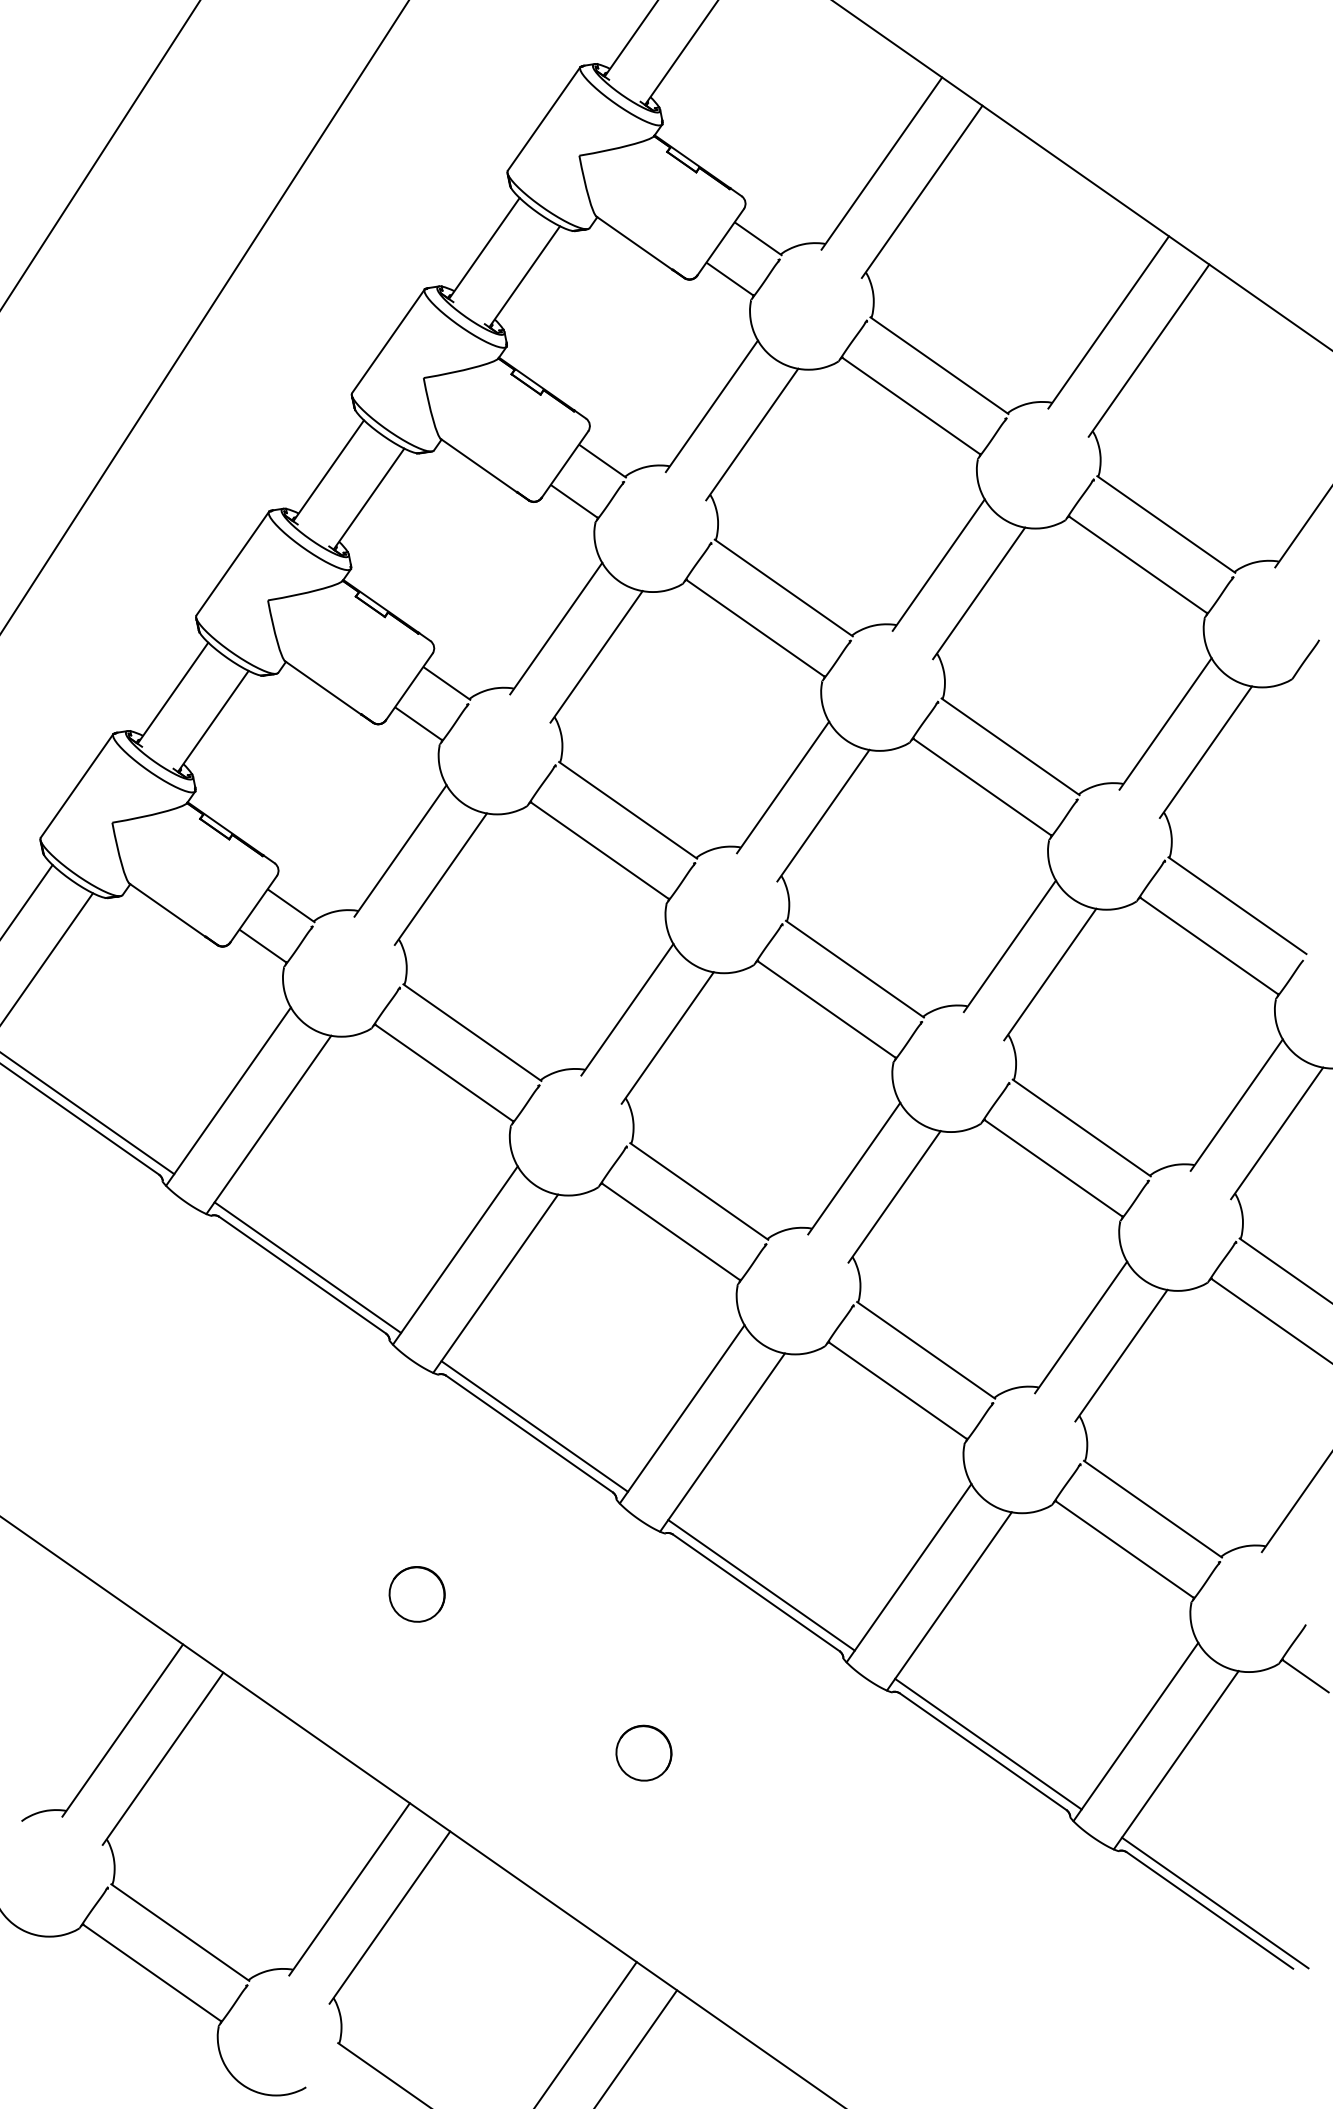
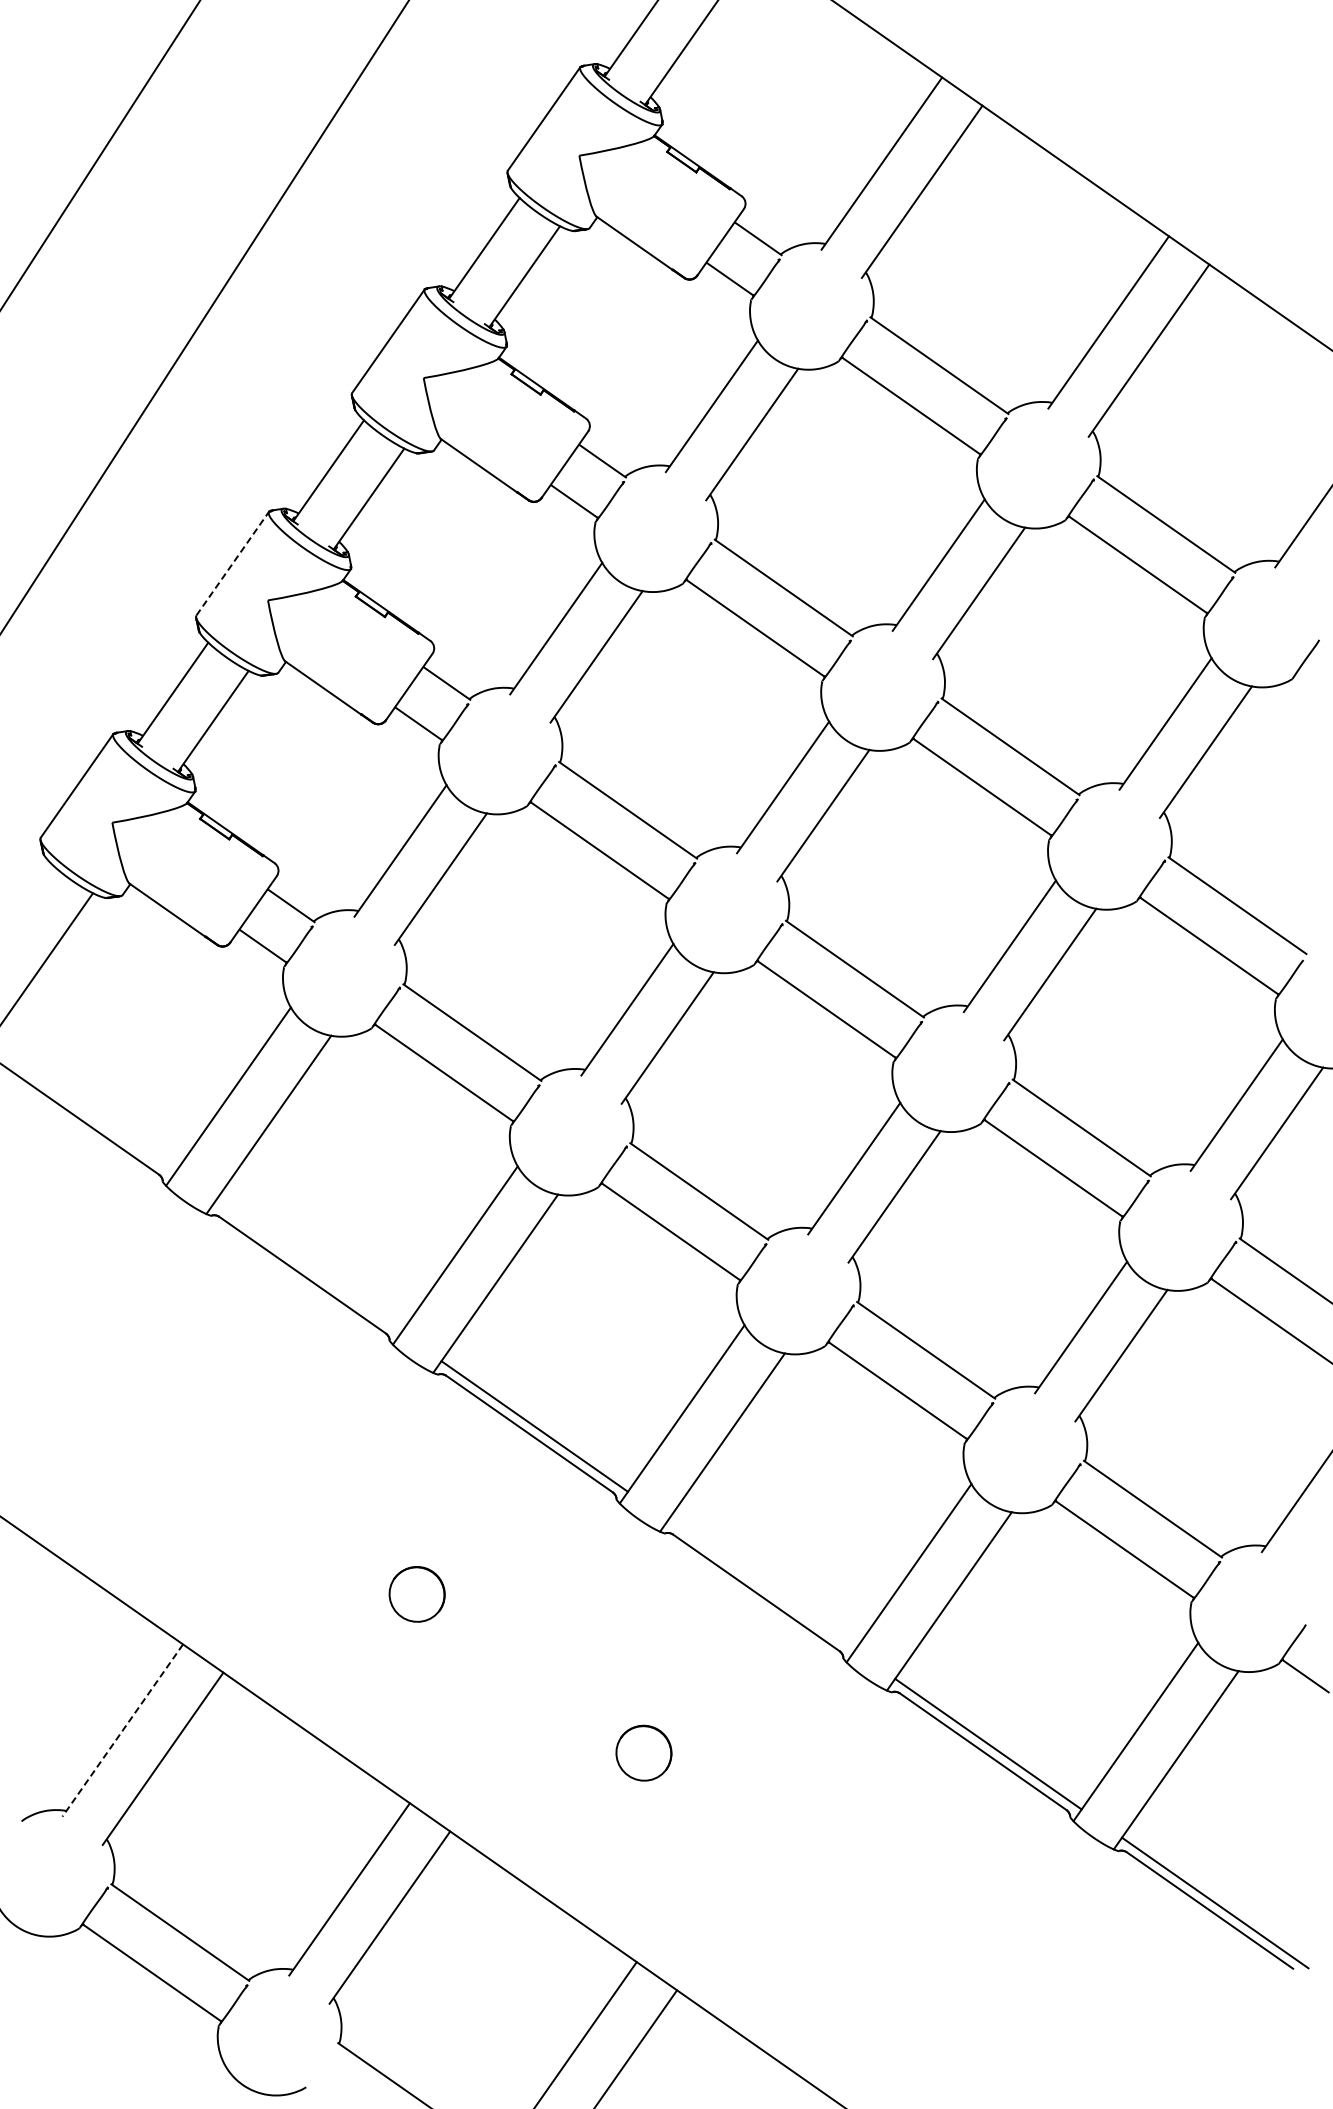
line: solid -> dashed (233, 563)
line: present -> none (27, 901)
line: present -> none (88, 1113)
line: present -> none (307, 1267)
line: present -> none (761, 1585)
line: solid -> dashed (122, 1730)
